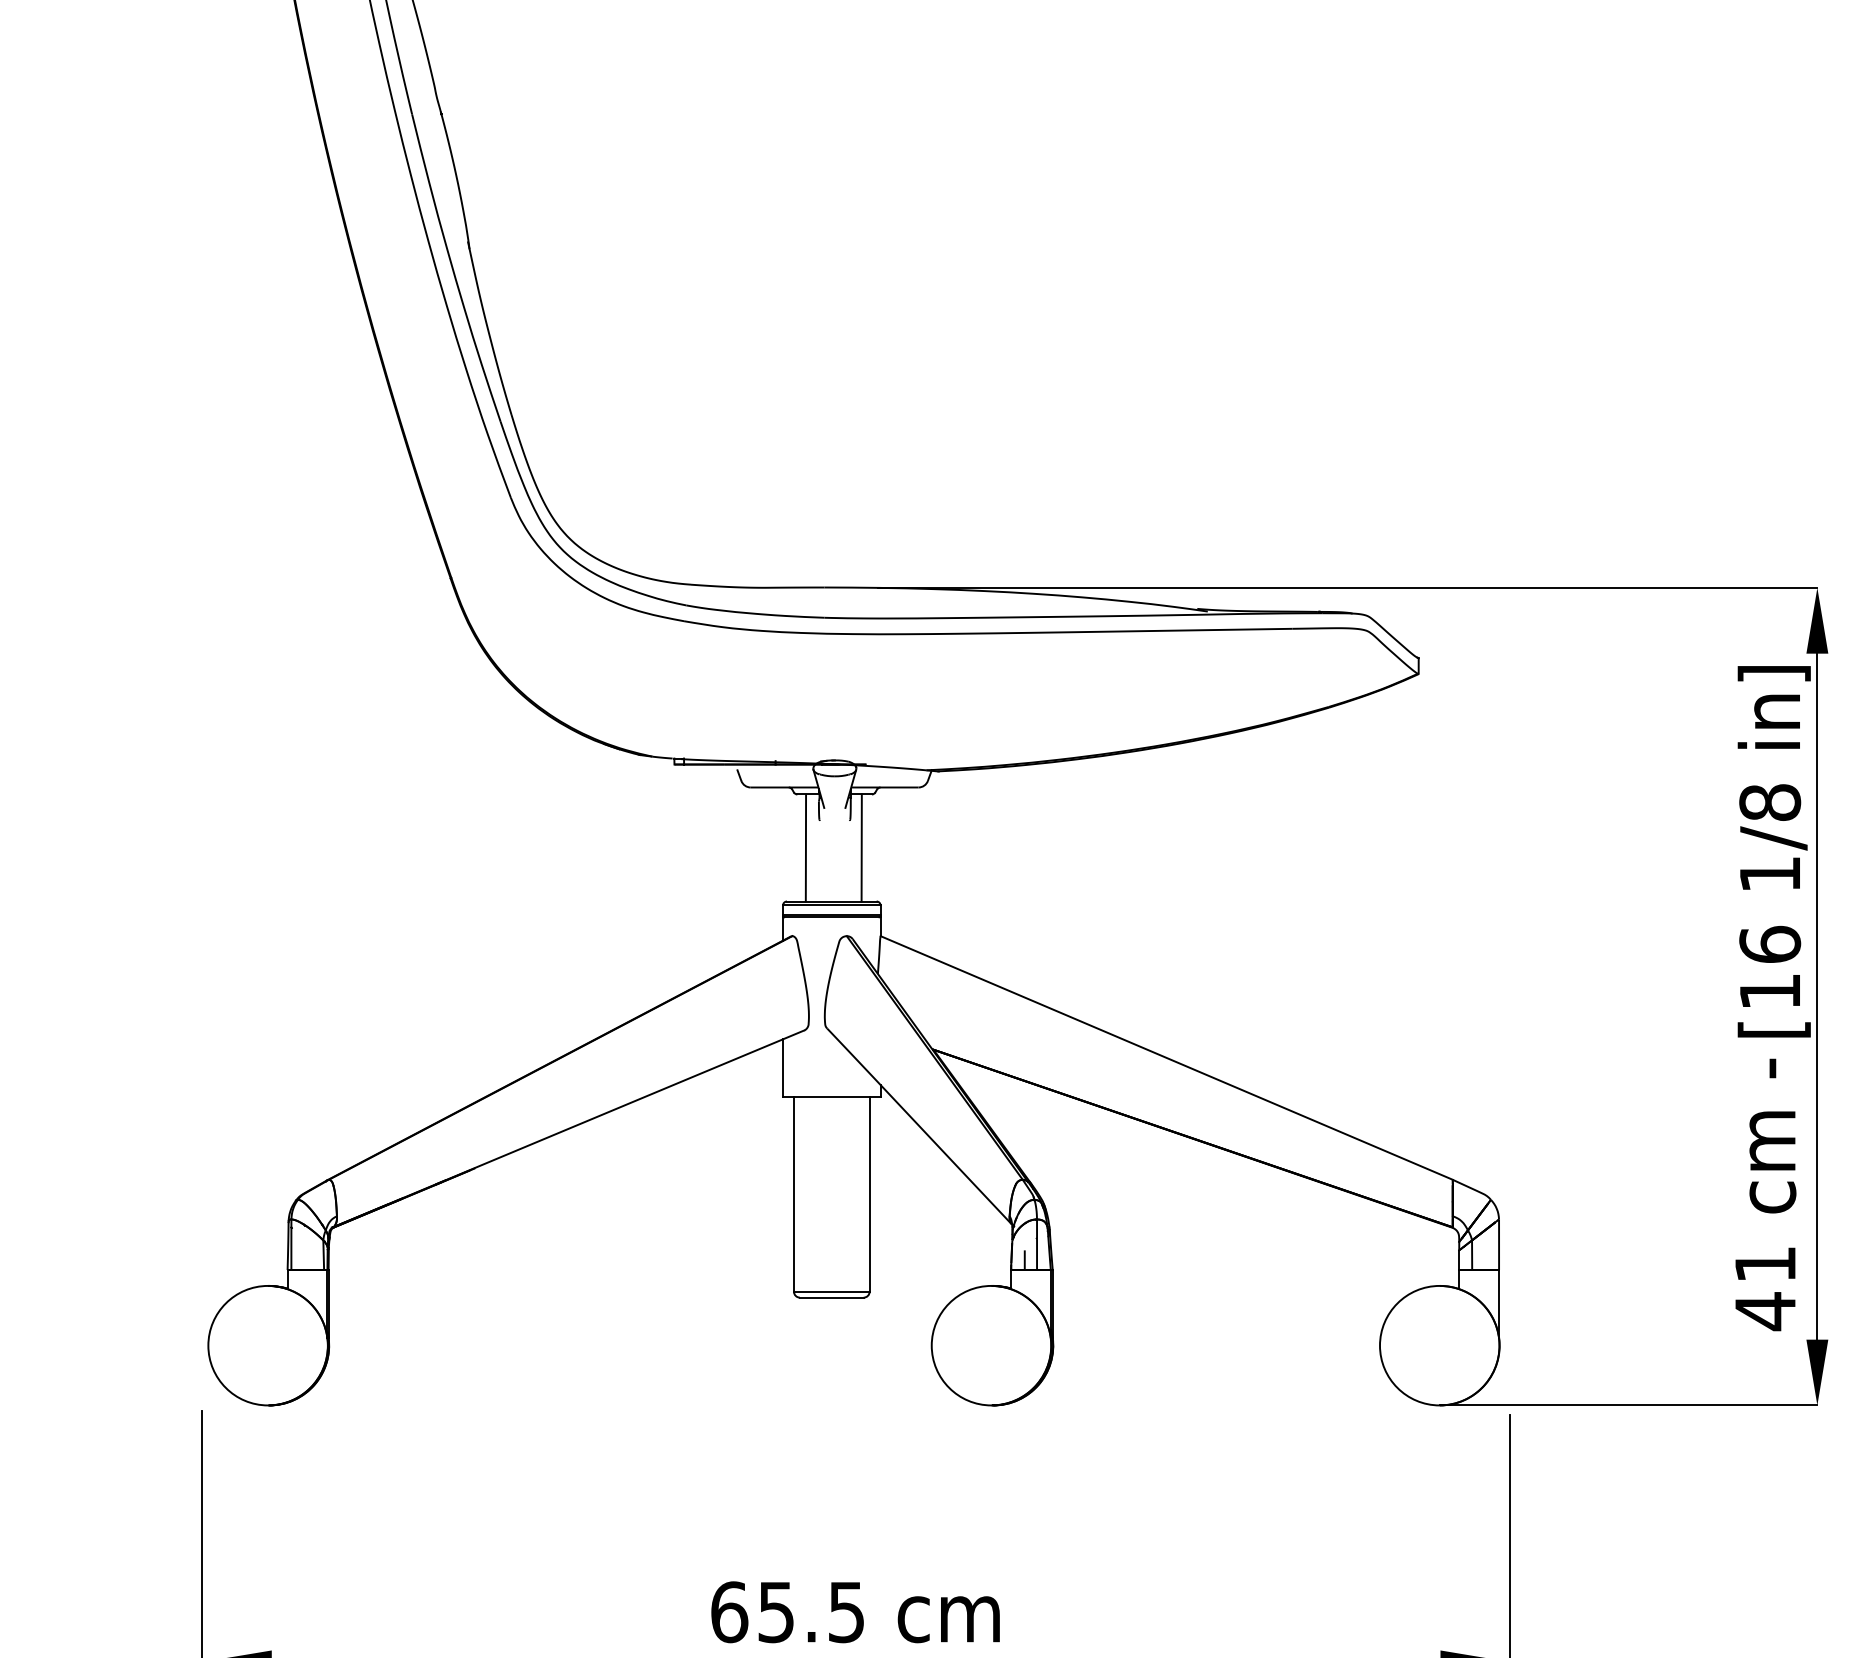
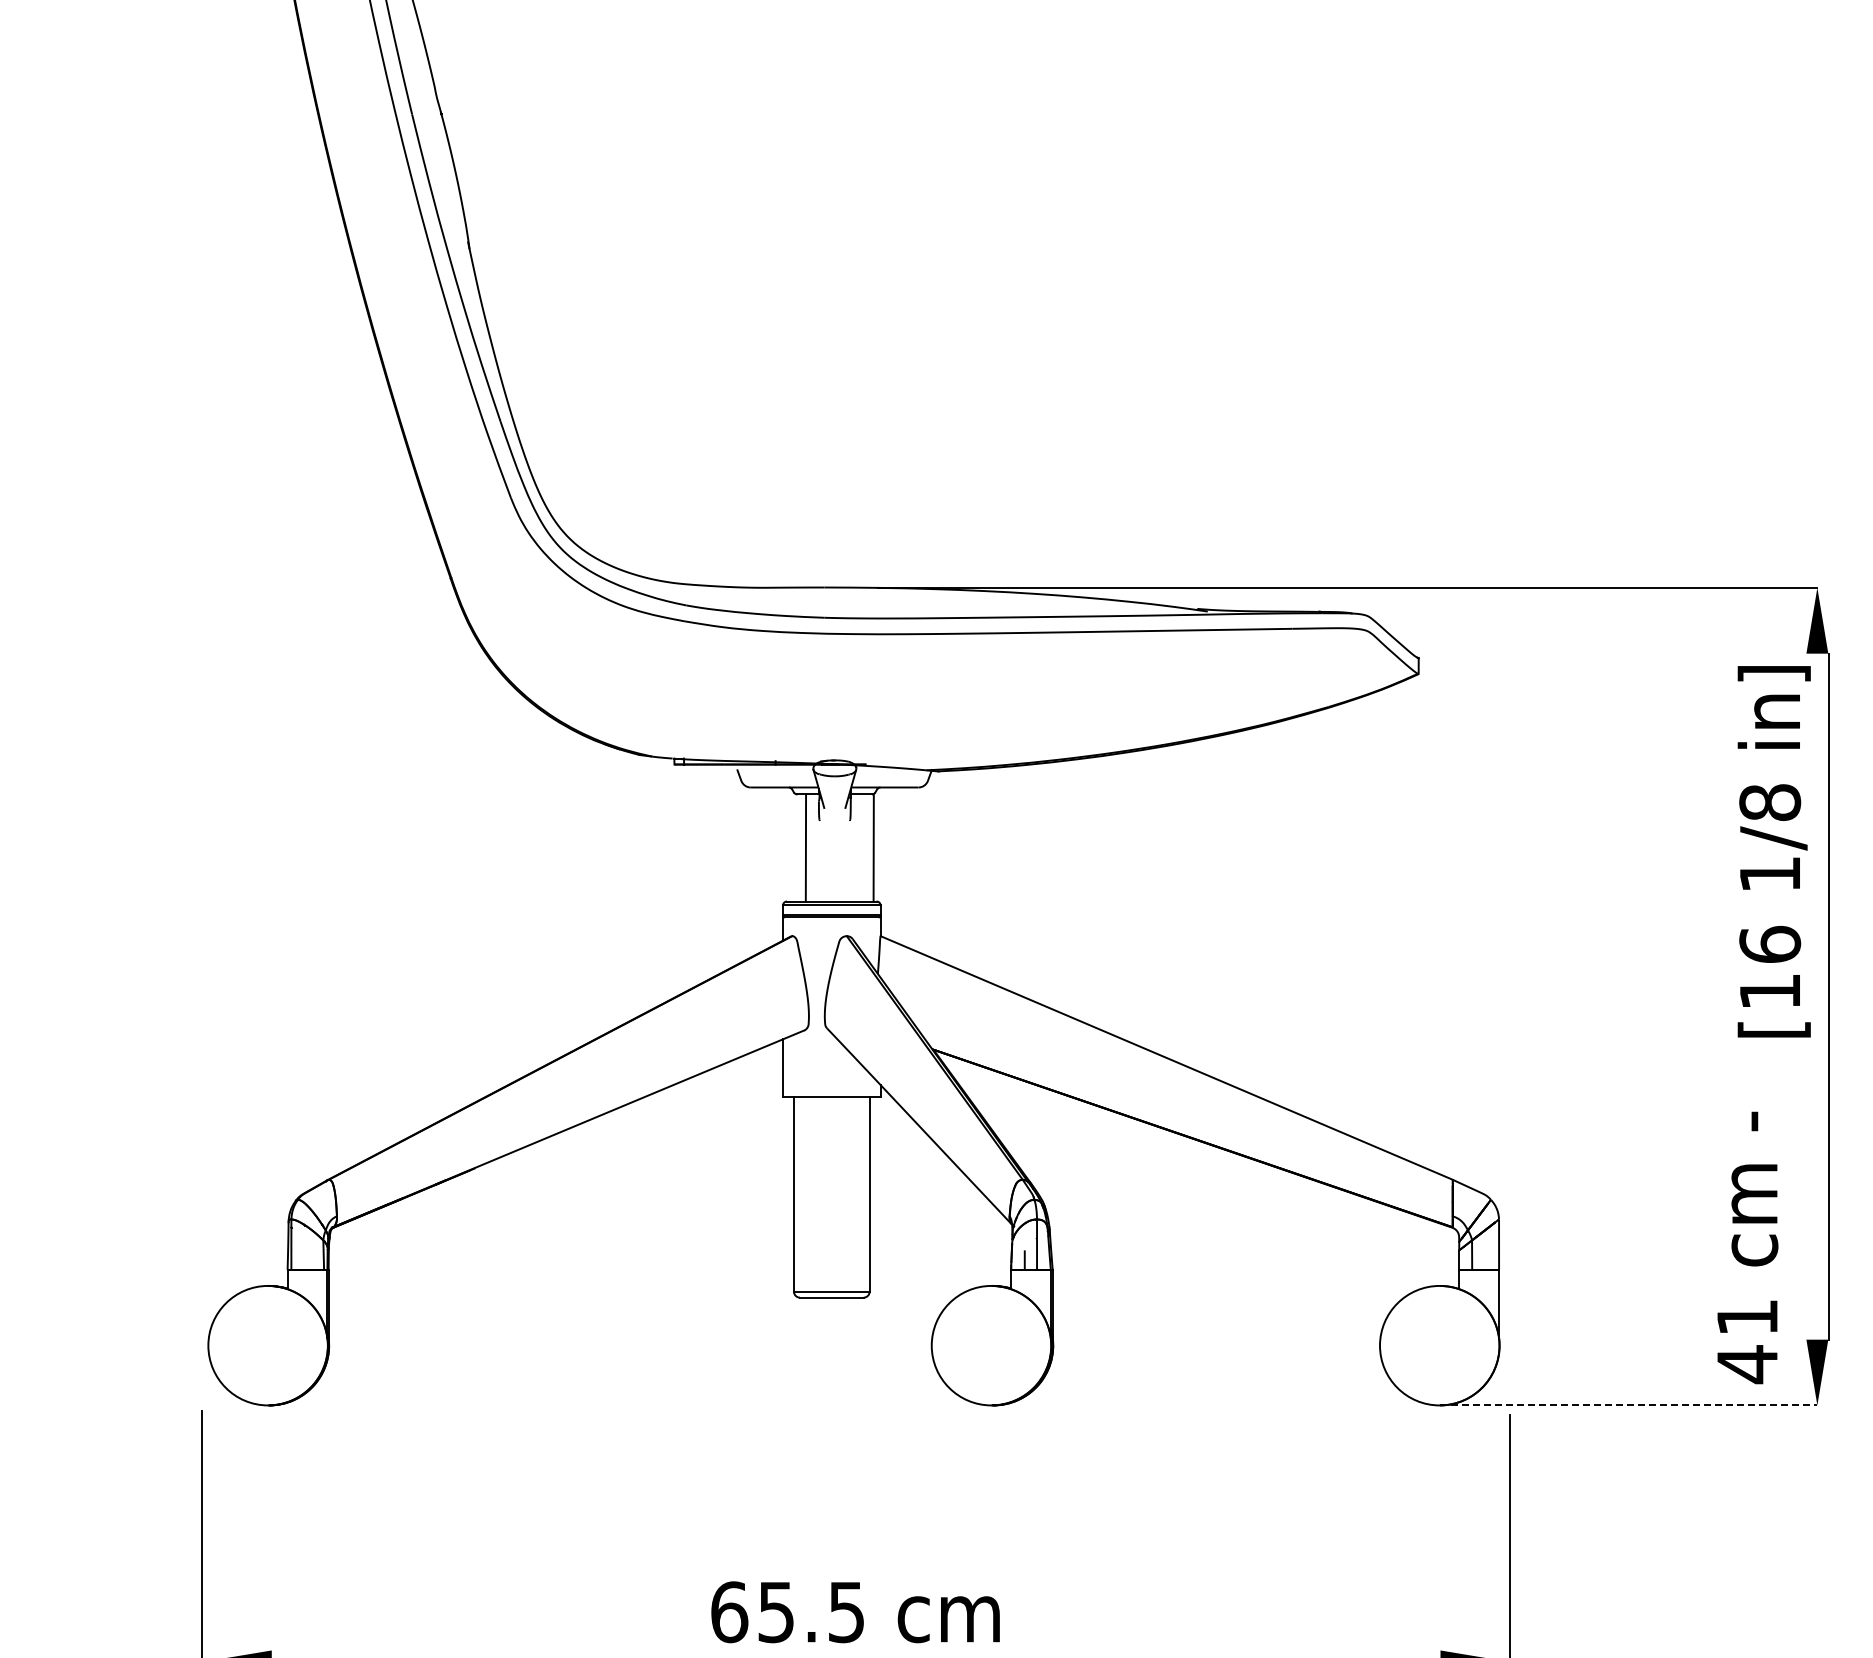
line position: (861, 847) -> (873, 847) (873, 847)
line position: (1817, 996) -> (1829, 996) (1829, 996)
text position: (1765, 1194) -> (1747, 1247) (1747, 1247)
line: solid -> dashed (1628, 1405)
